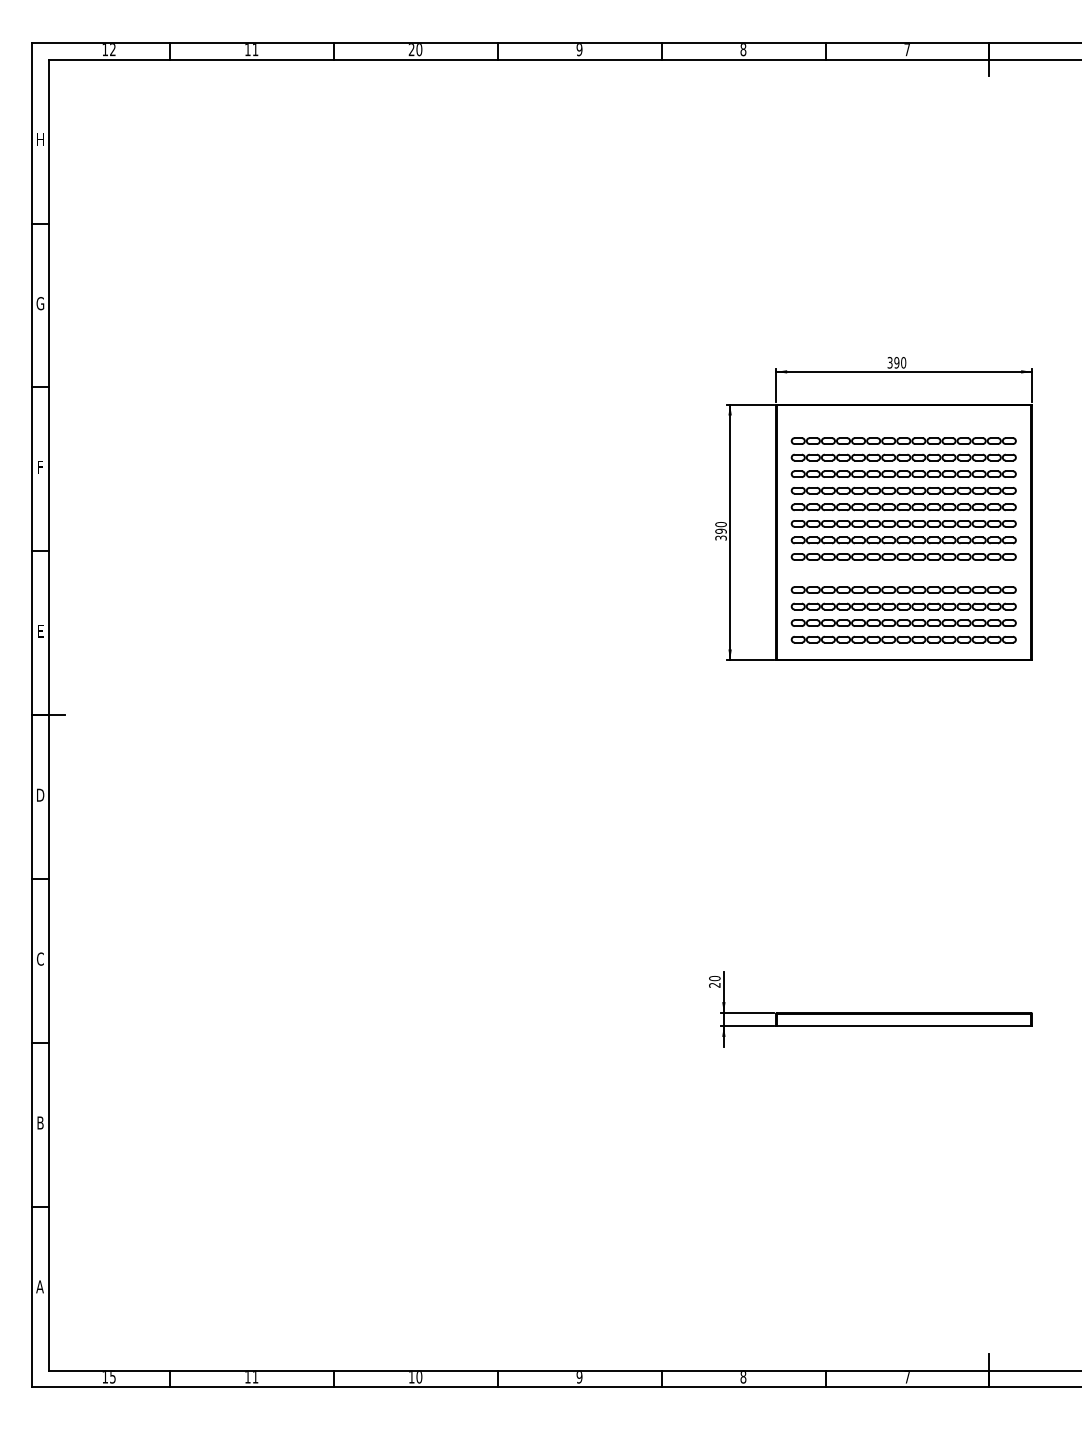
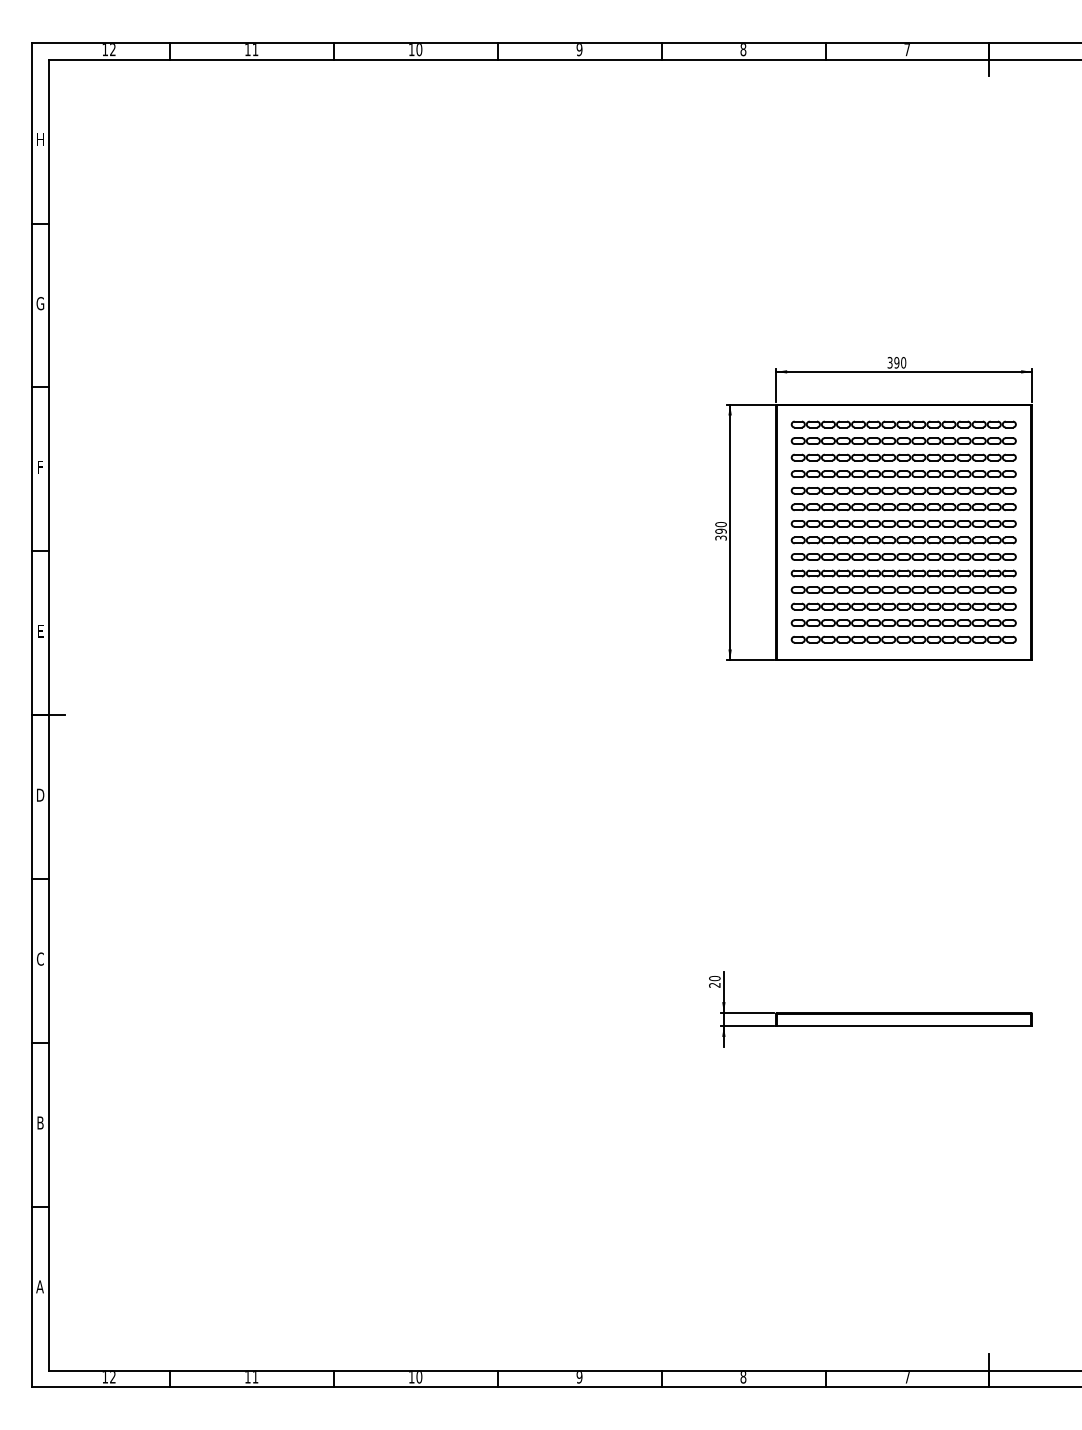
text: 20 -> 10 (411, 49)
part: none -> present (903, 424)
part: none -> present (903, 573)
text: 15 -> 12 (112, 1377)
